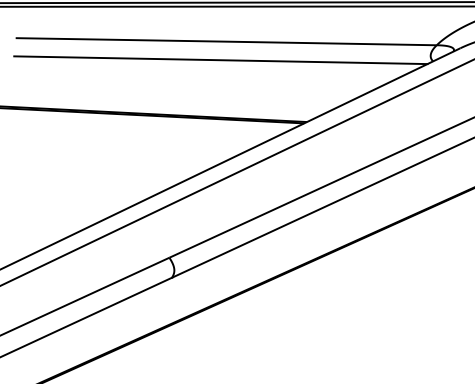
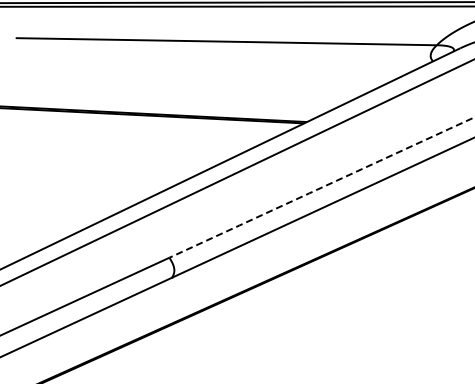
line: present -> none (220, 60)
arc: solid -> dashed (322, 187)
